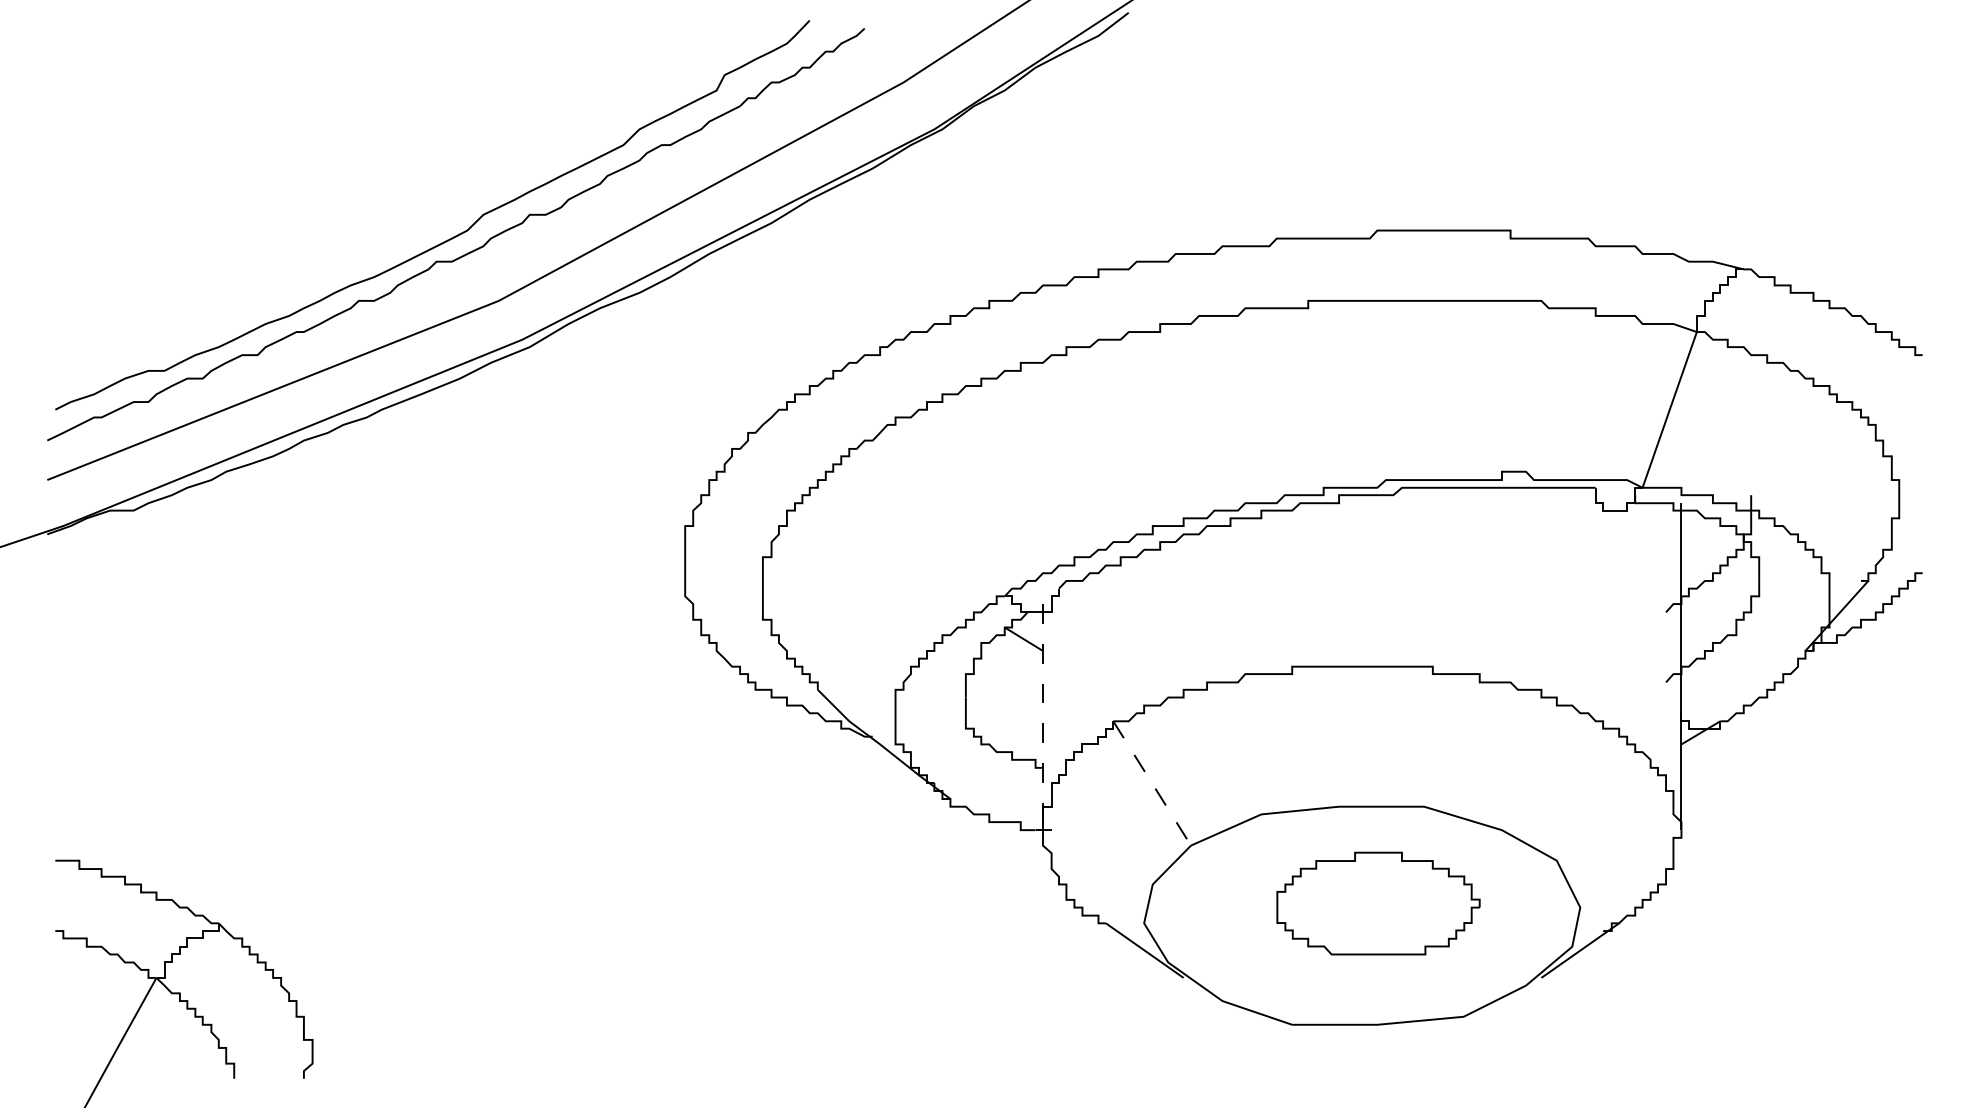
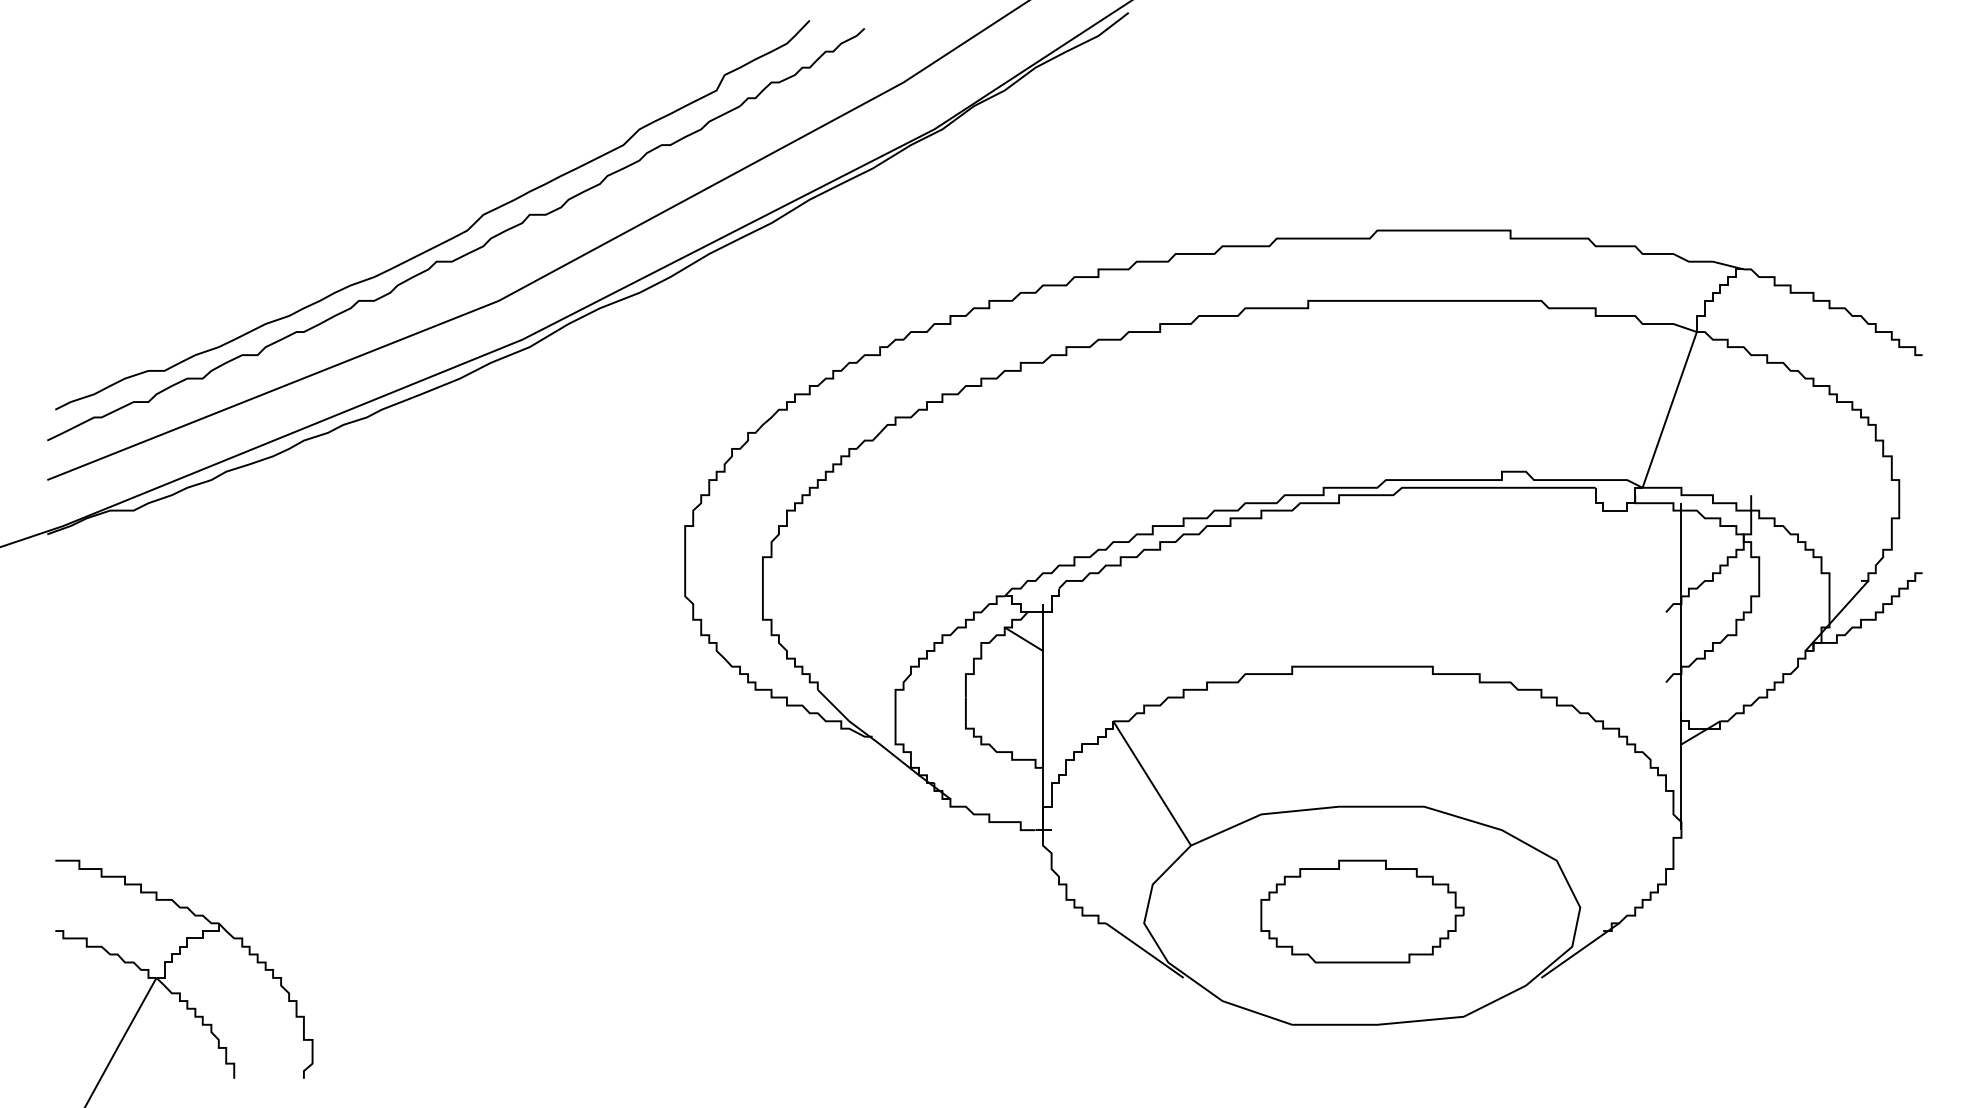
line: dashed -> solid (1042, 717)
line: dashed -> solid (1152, 783)
part position: (1378, 903) -> (1362, 911) (1362, 911)
